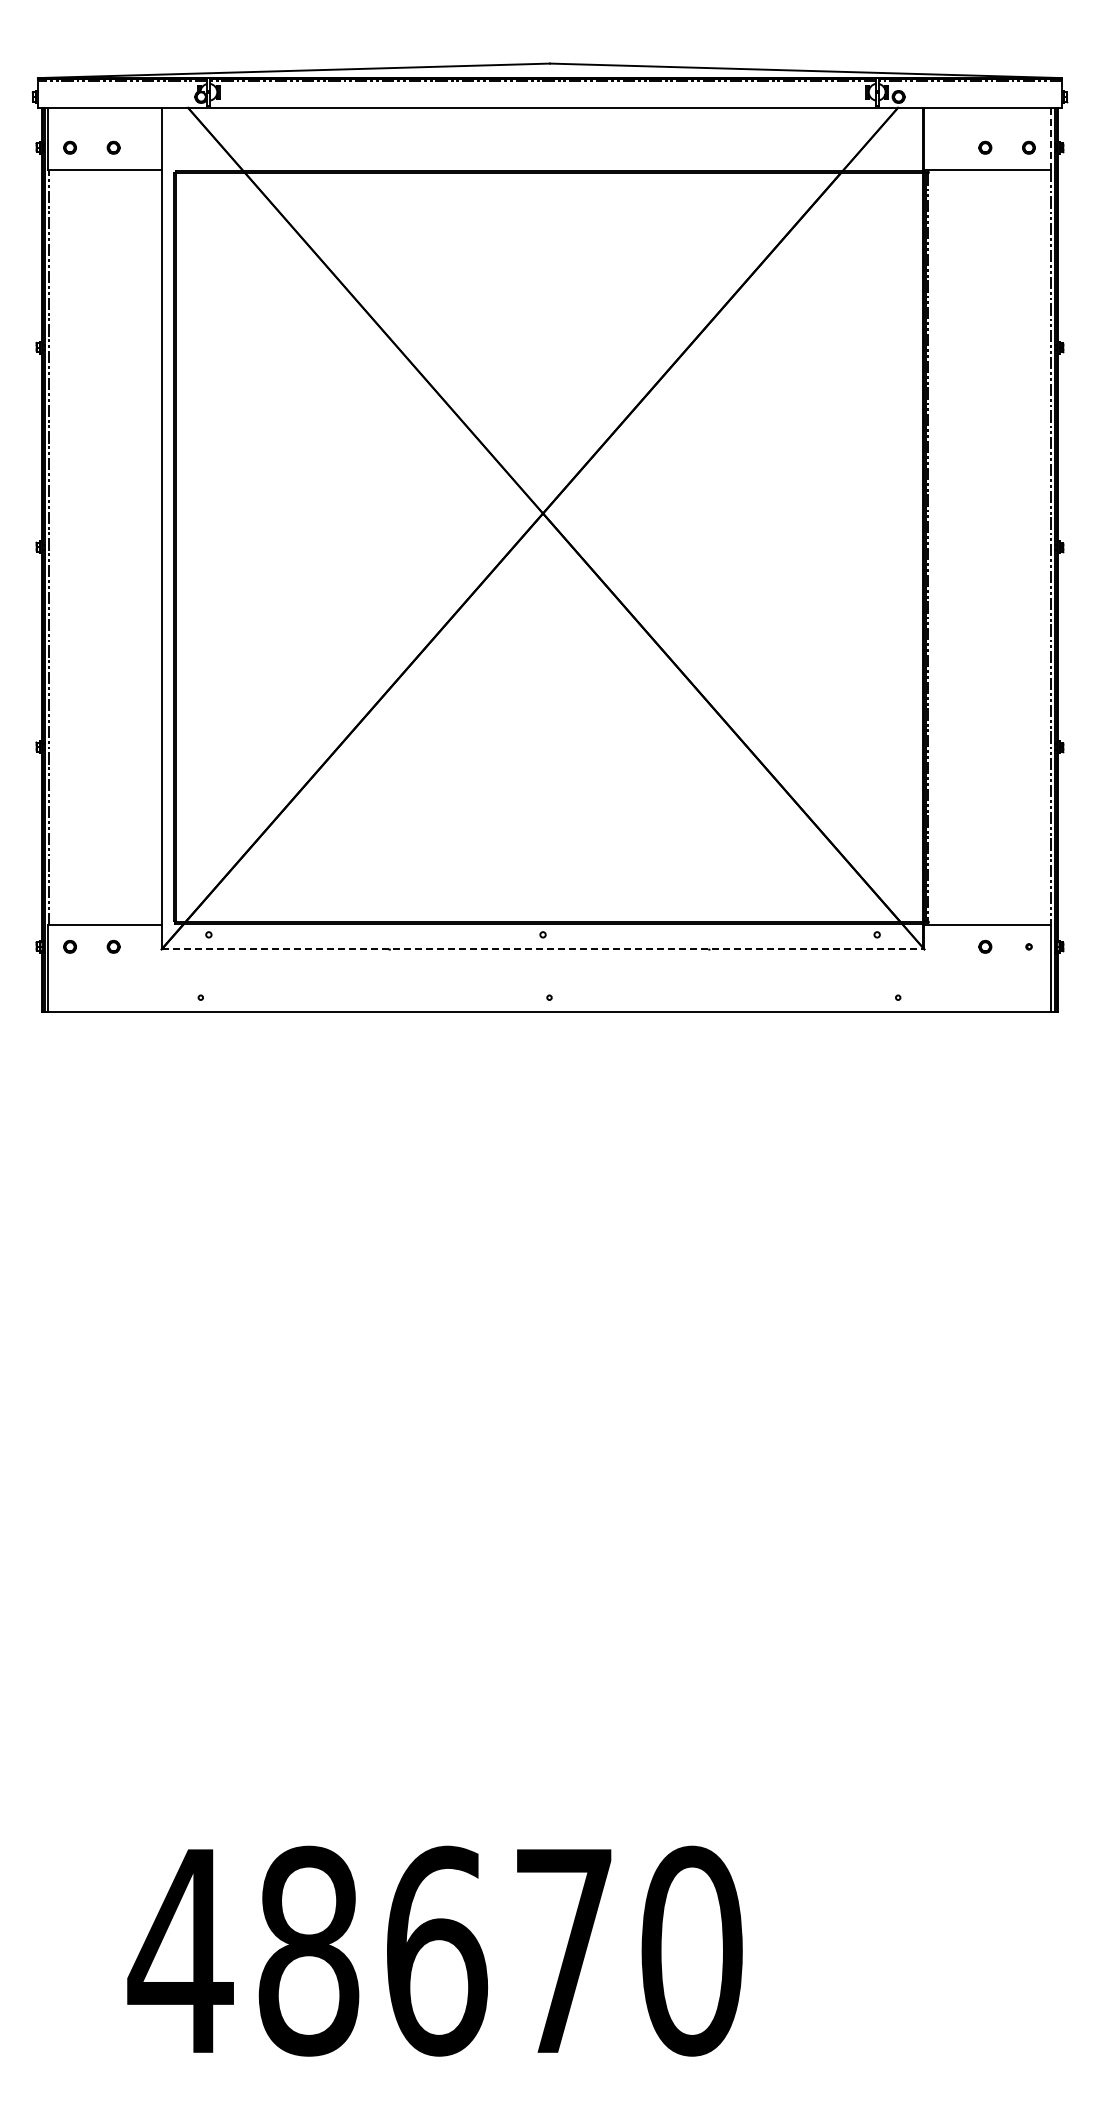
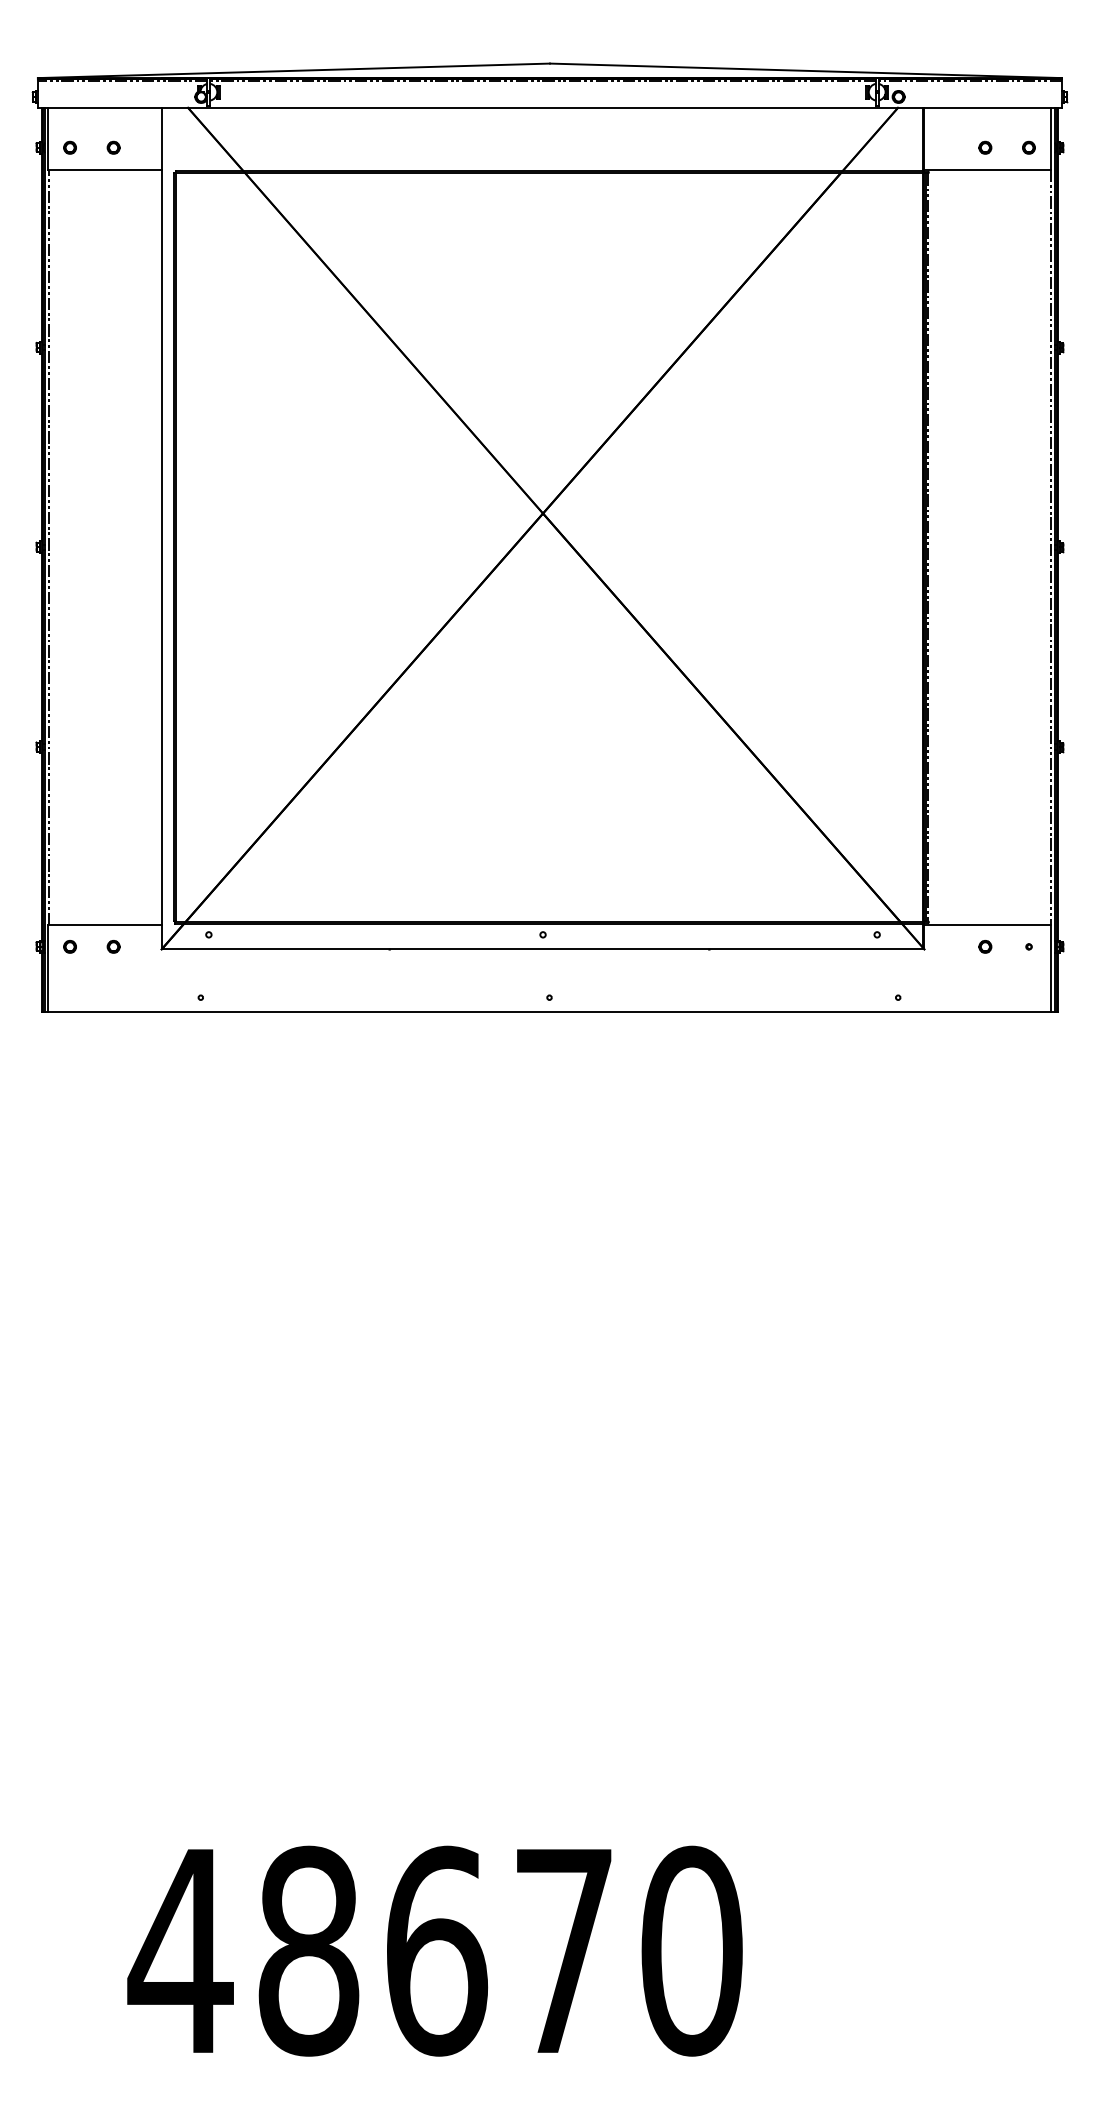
line: dashed -> solid (1050, 138)
line: dashed -> solid (543, 949)
